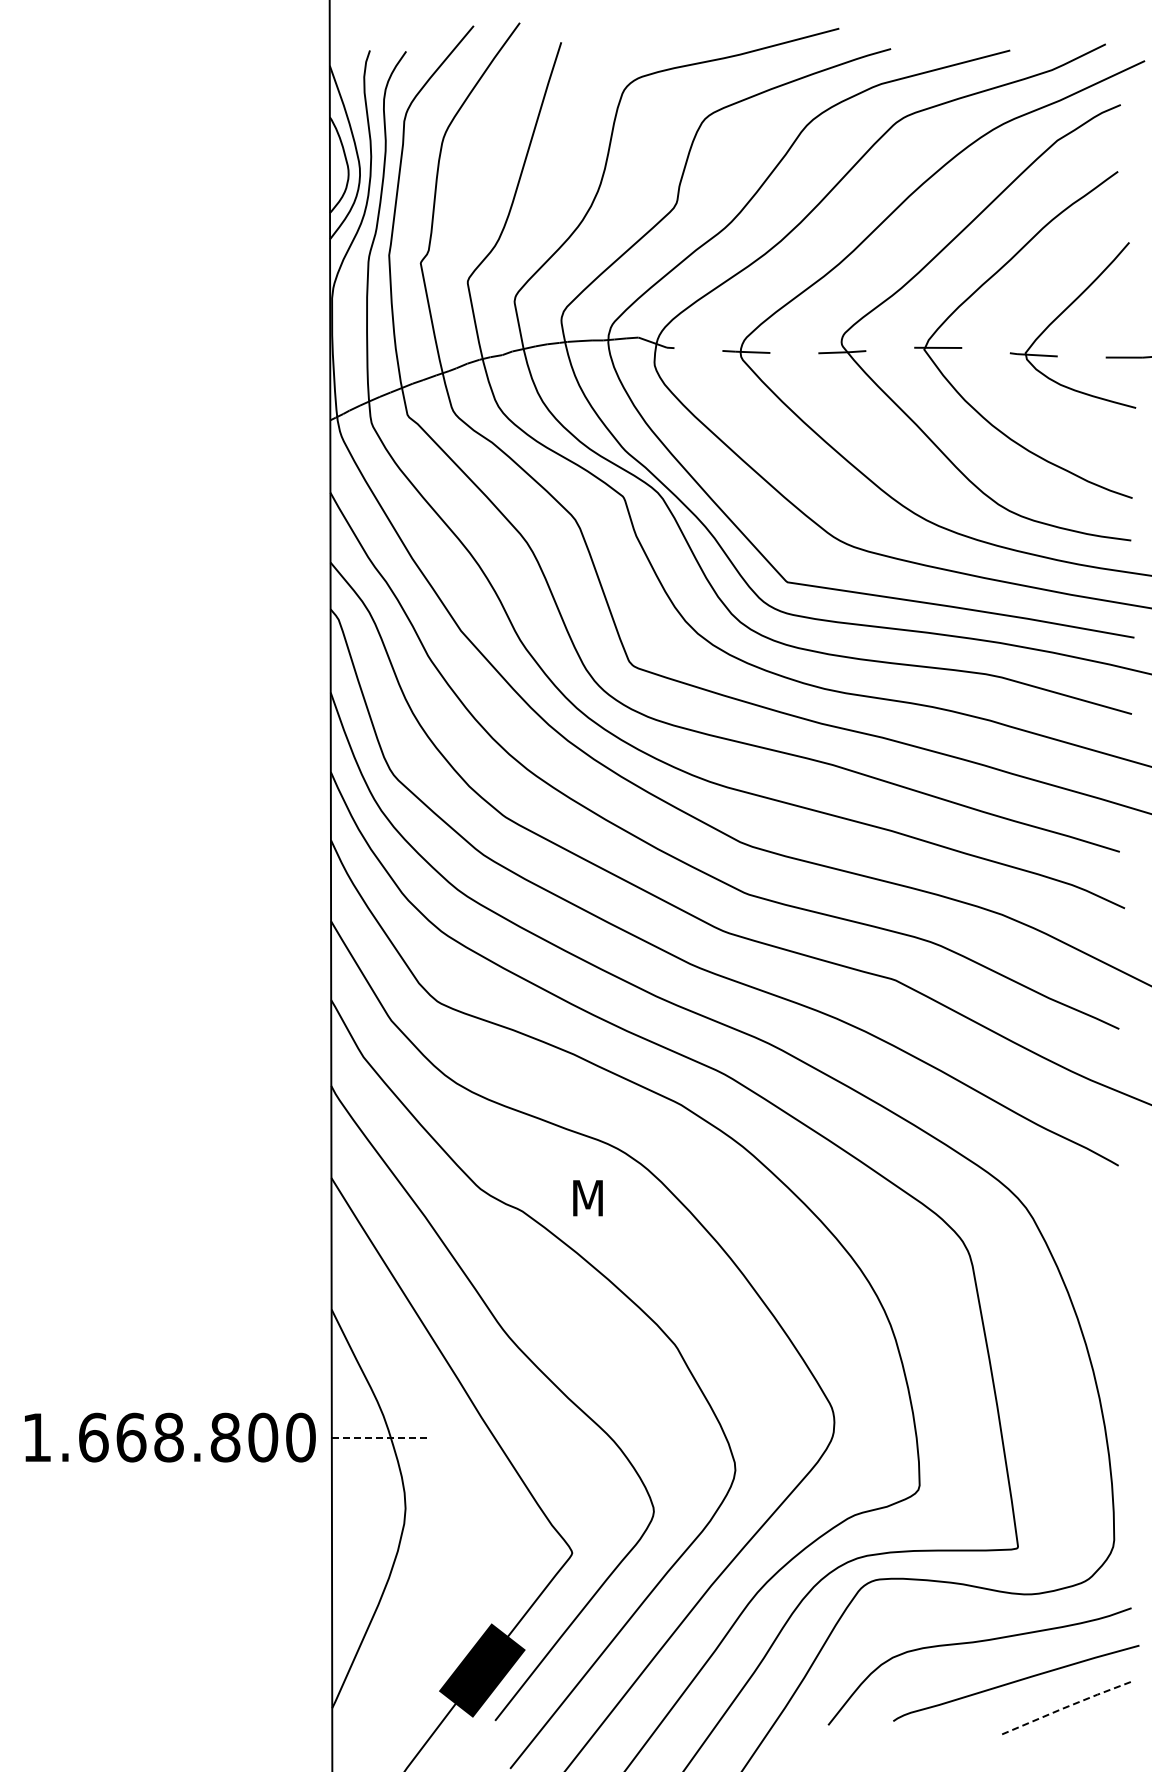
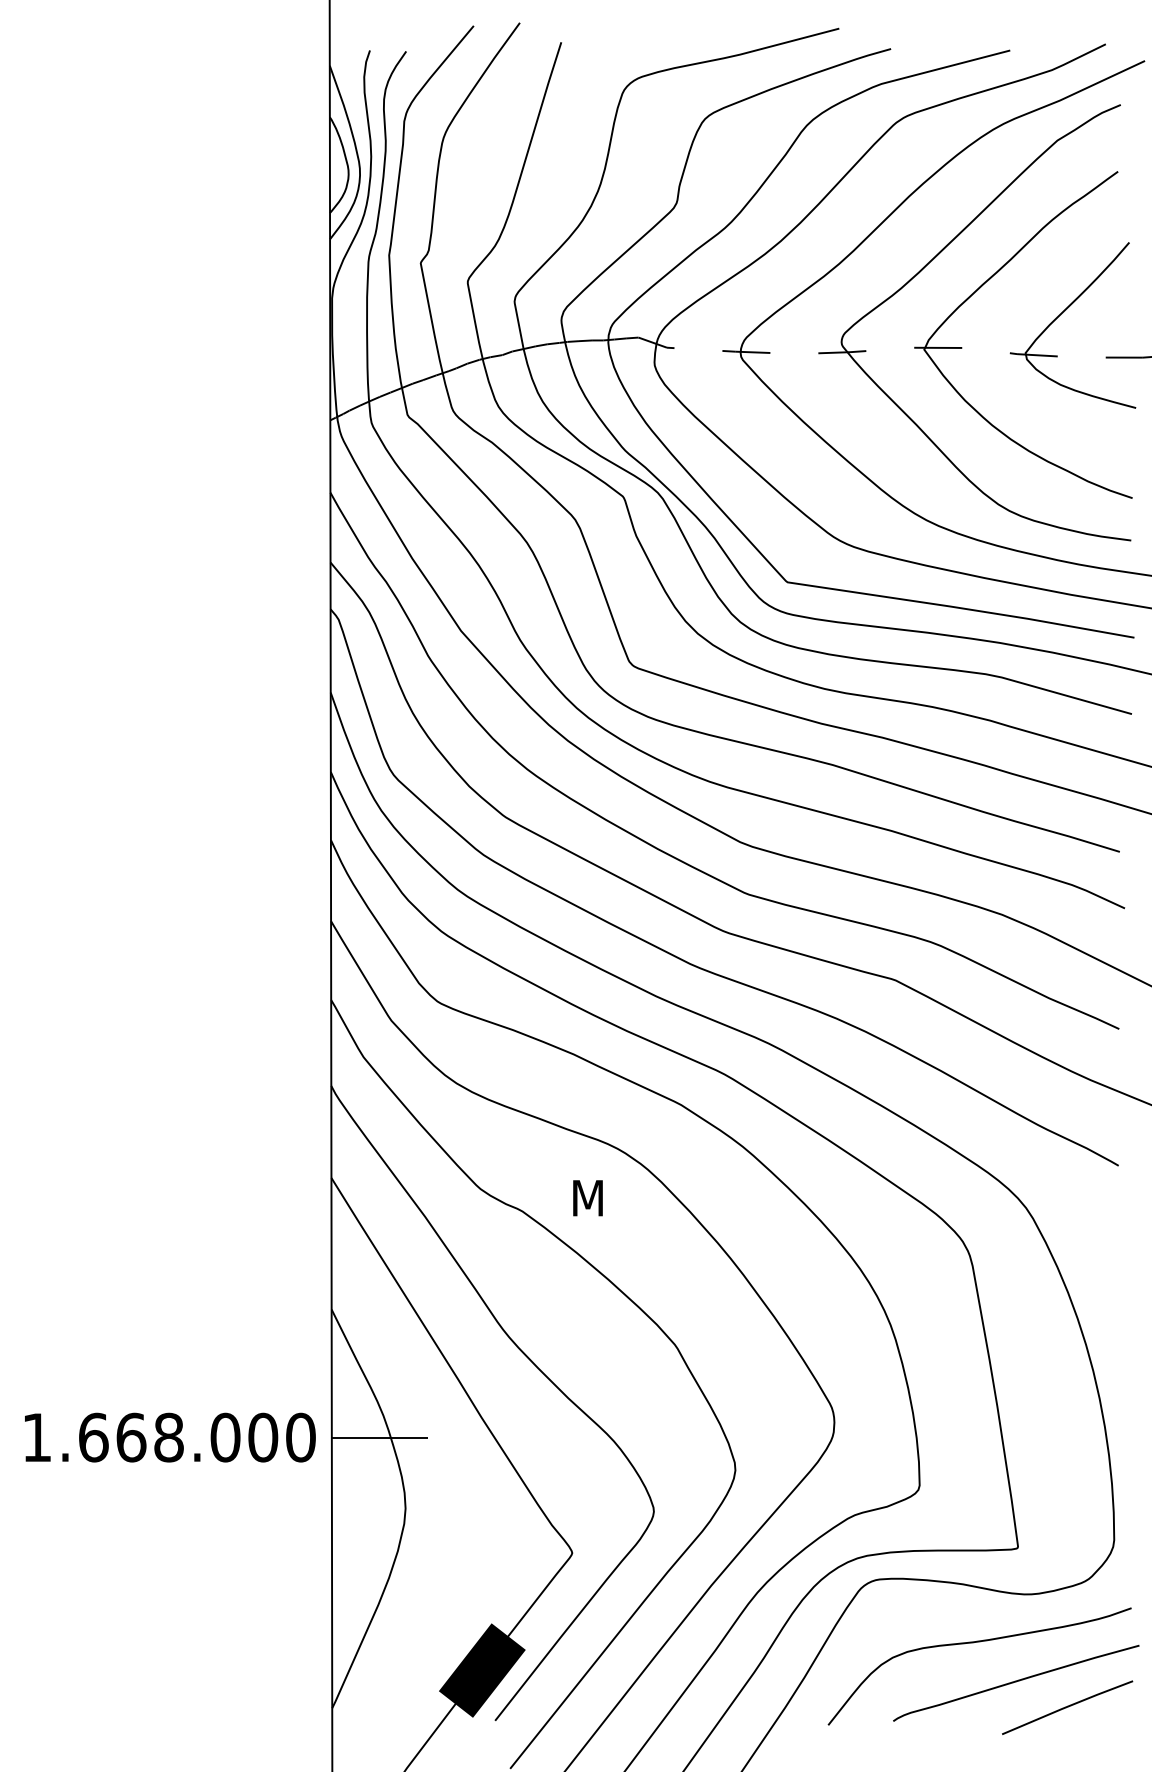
text: 1.668.800 -> 1.668.000 (225, 1437)
line: dashed -> solid (380, 1437)
line: dashed -> solid (1067, 1706)
